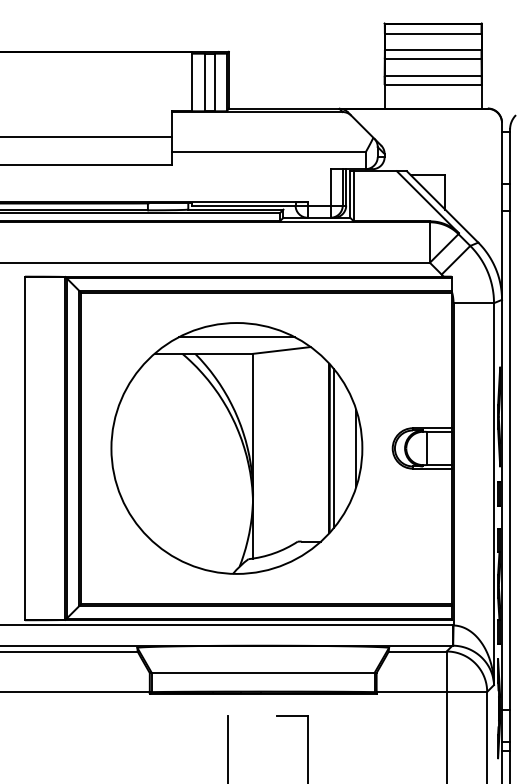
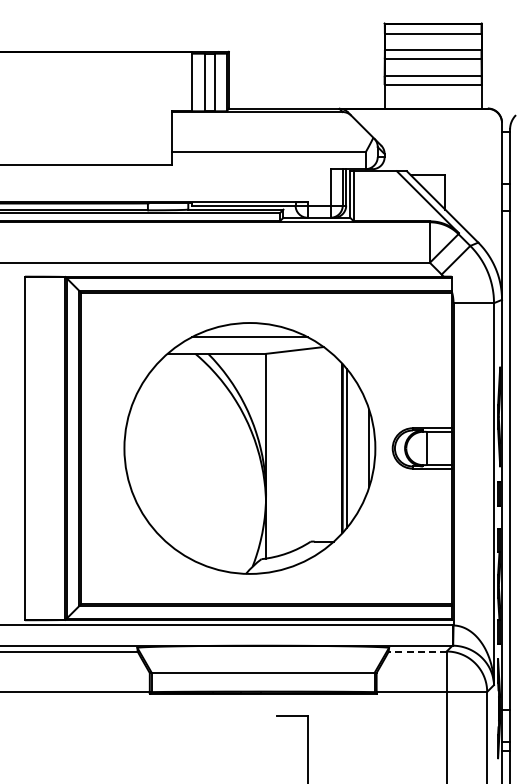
line: present -> none (87, 136)
part position: (236, 448) -> (249, 448) (249, 448)
line: solid -> dashed (417, 651)
line: present -> none (228, 747)
